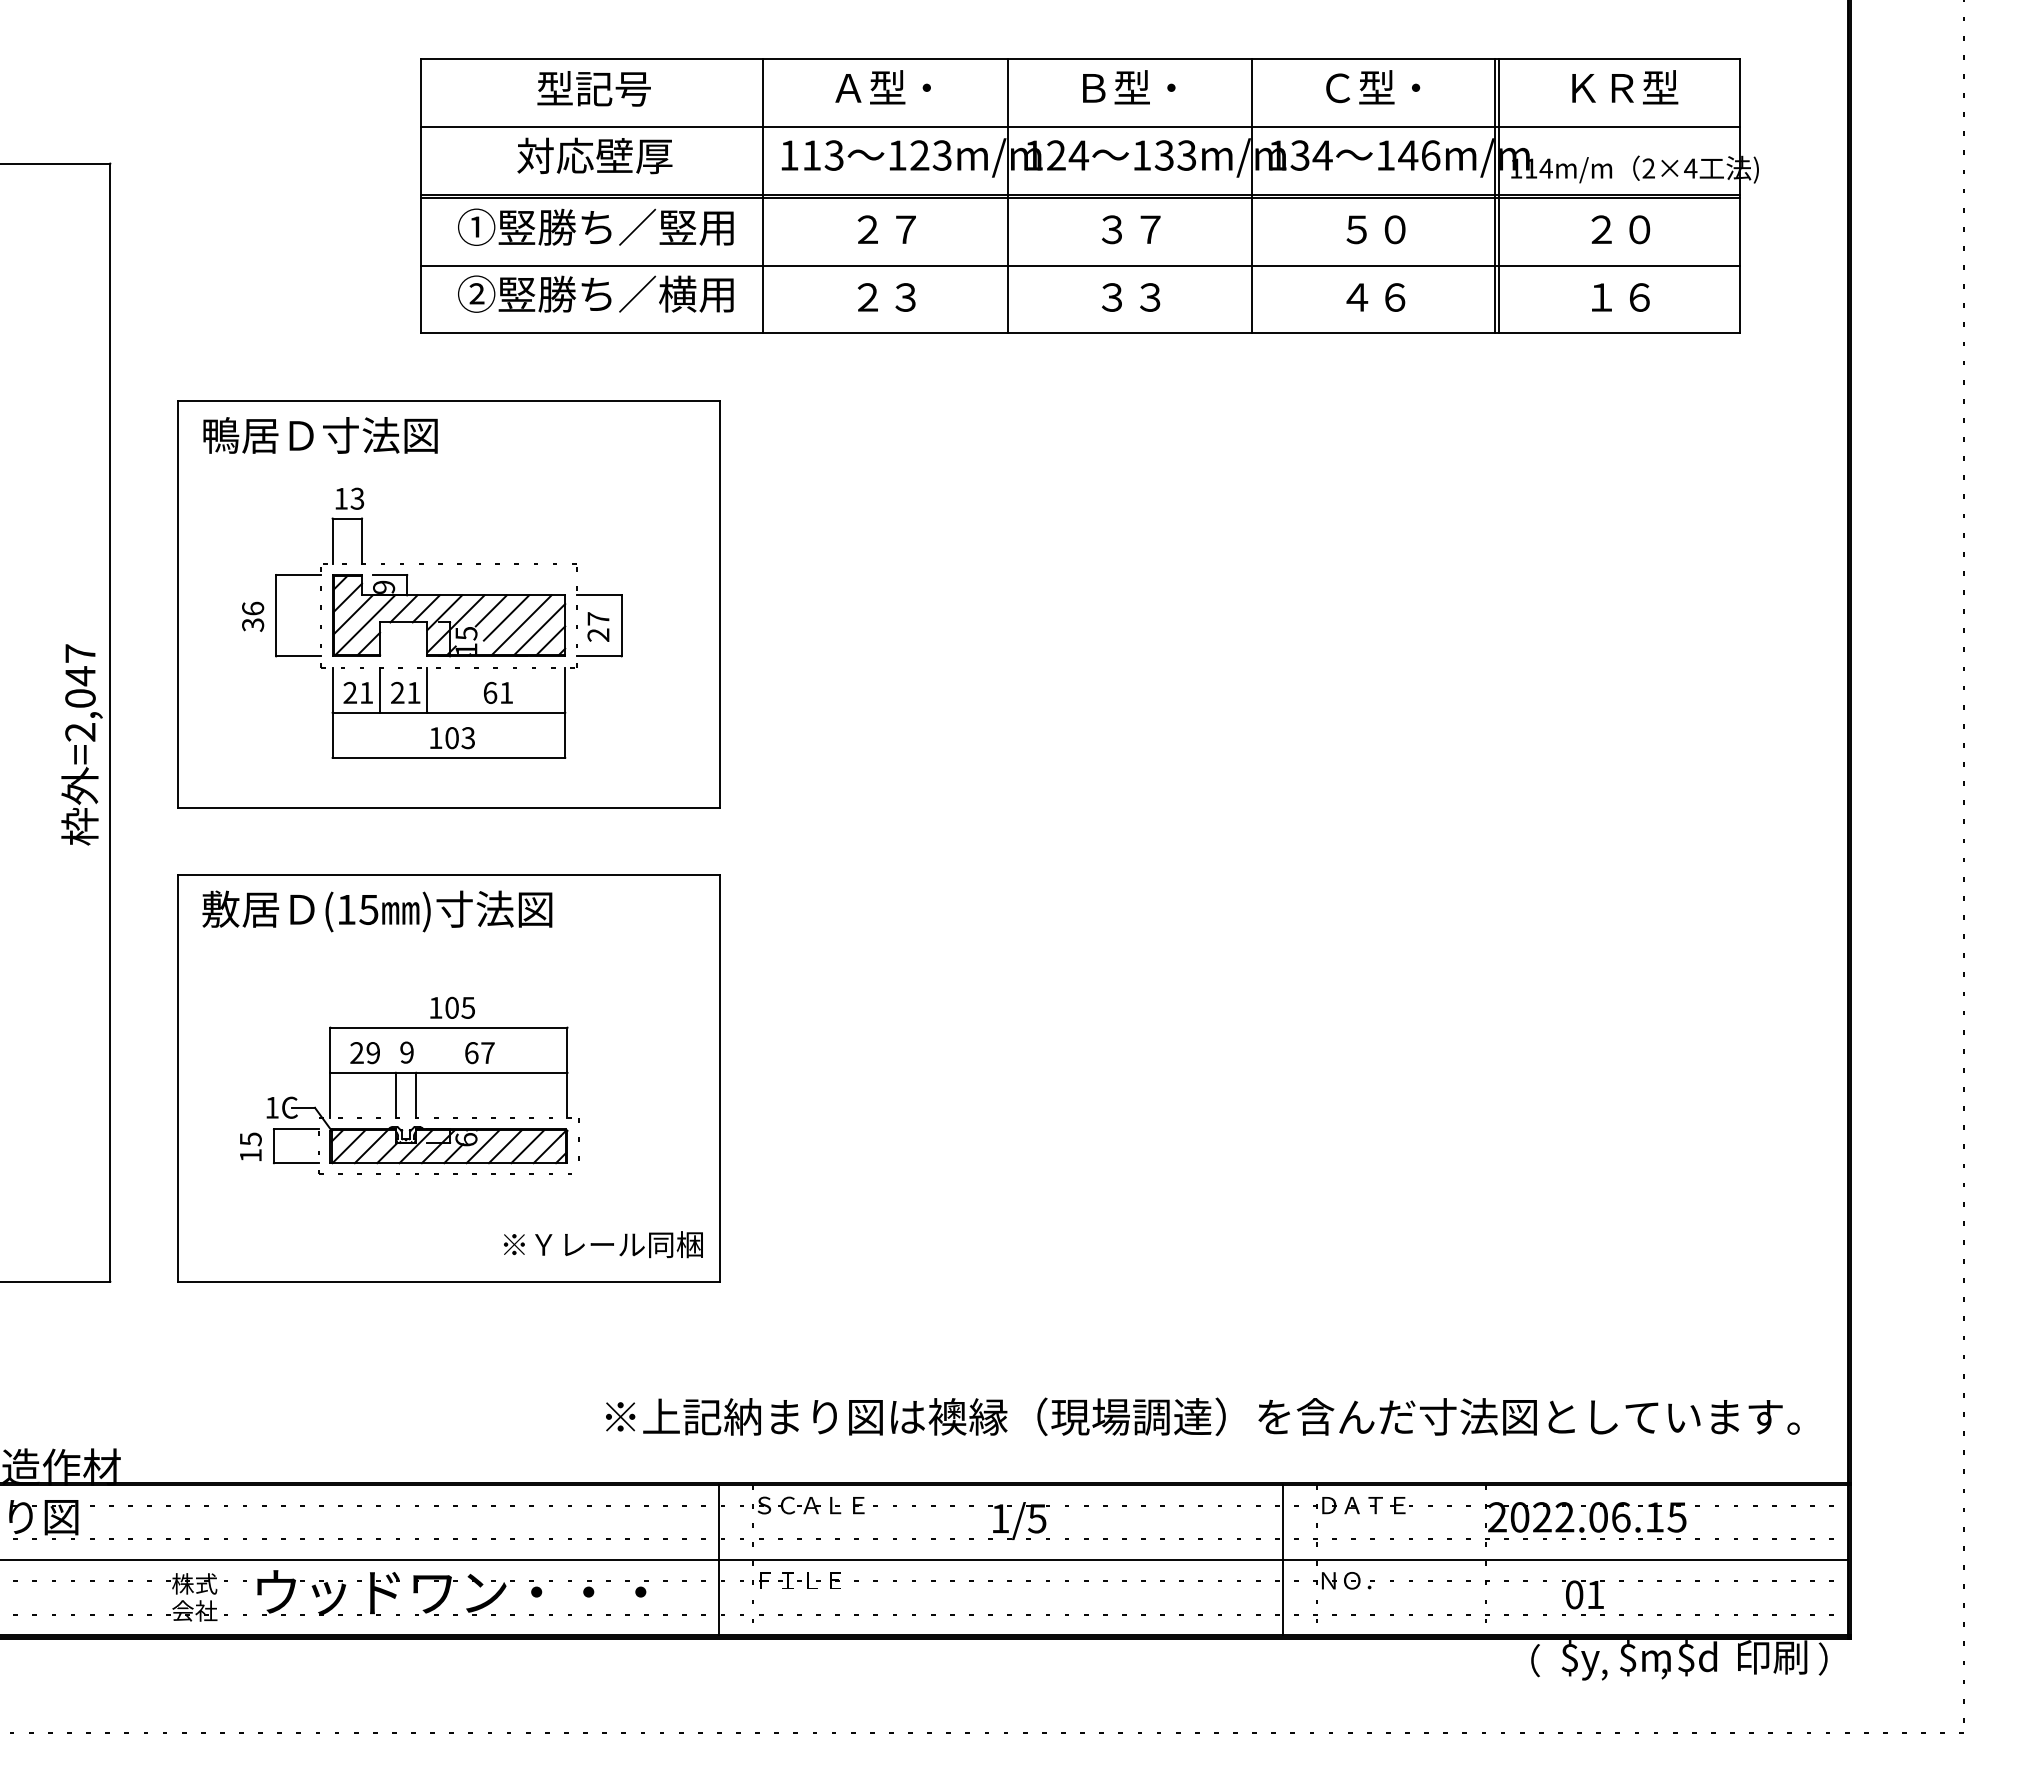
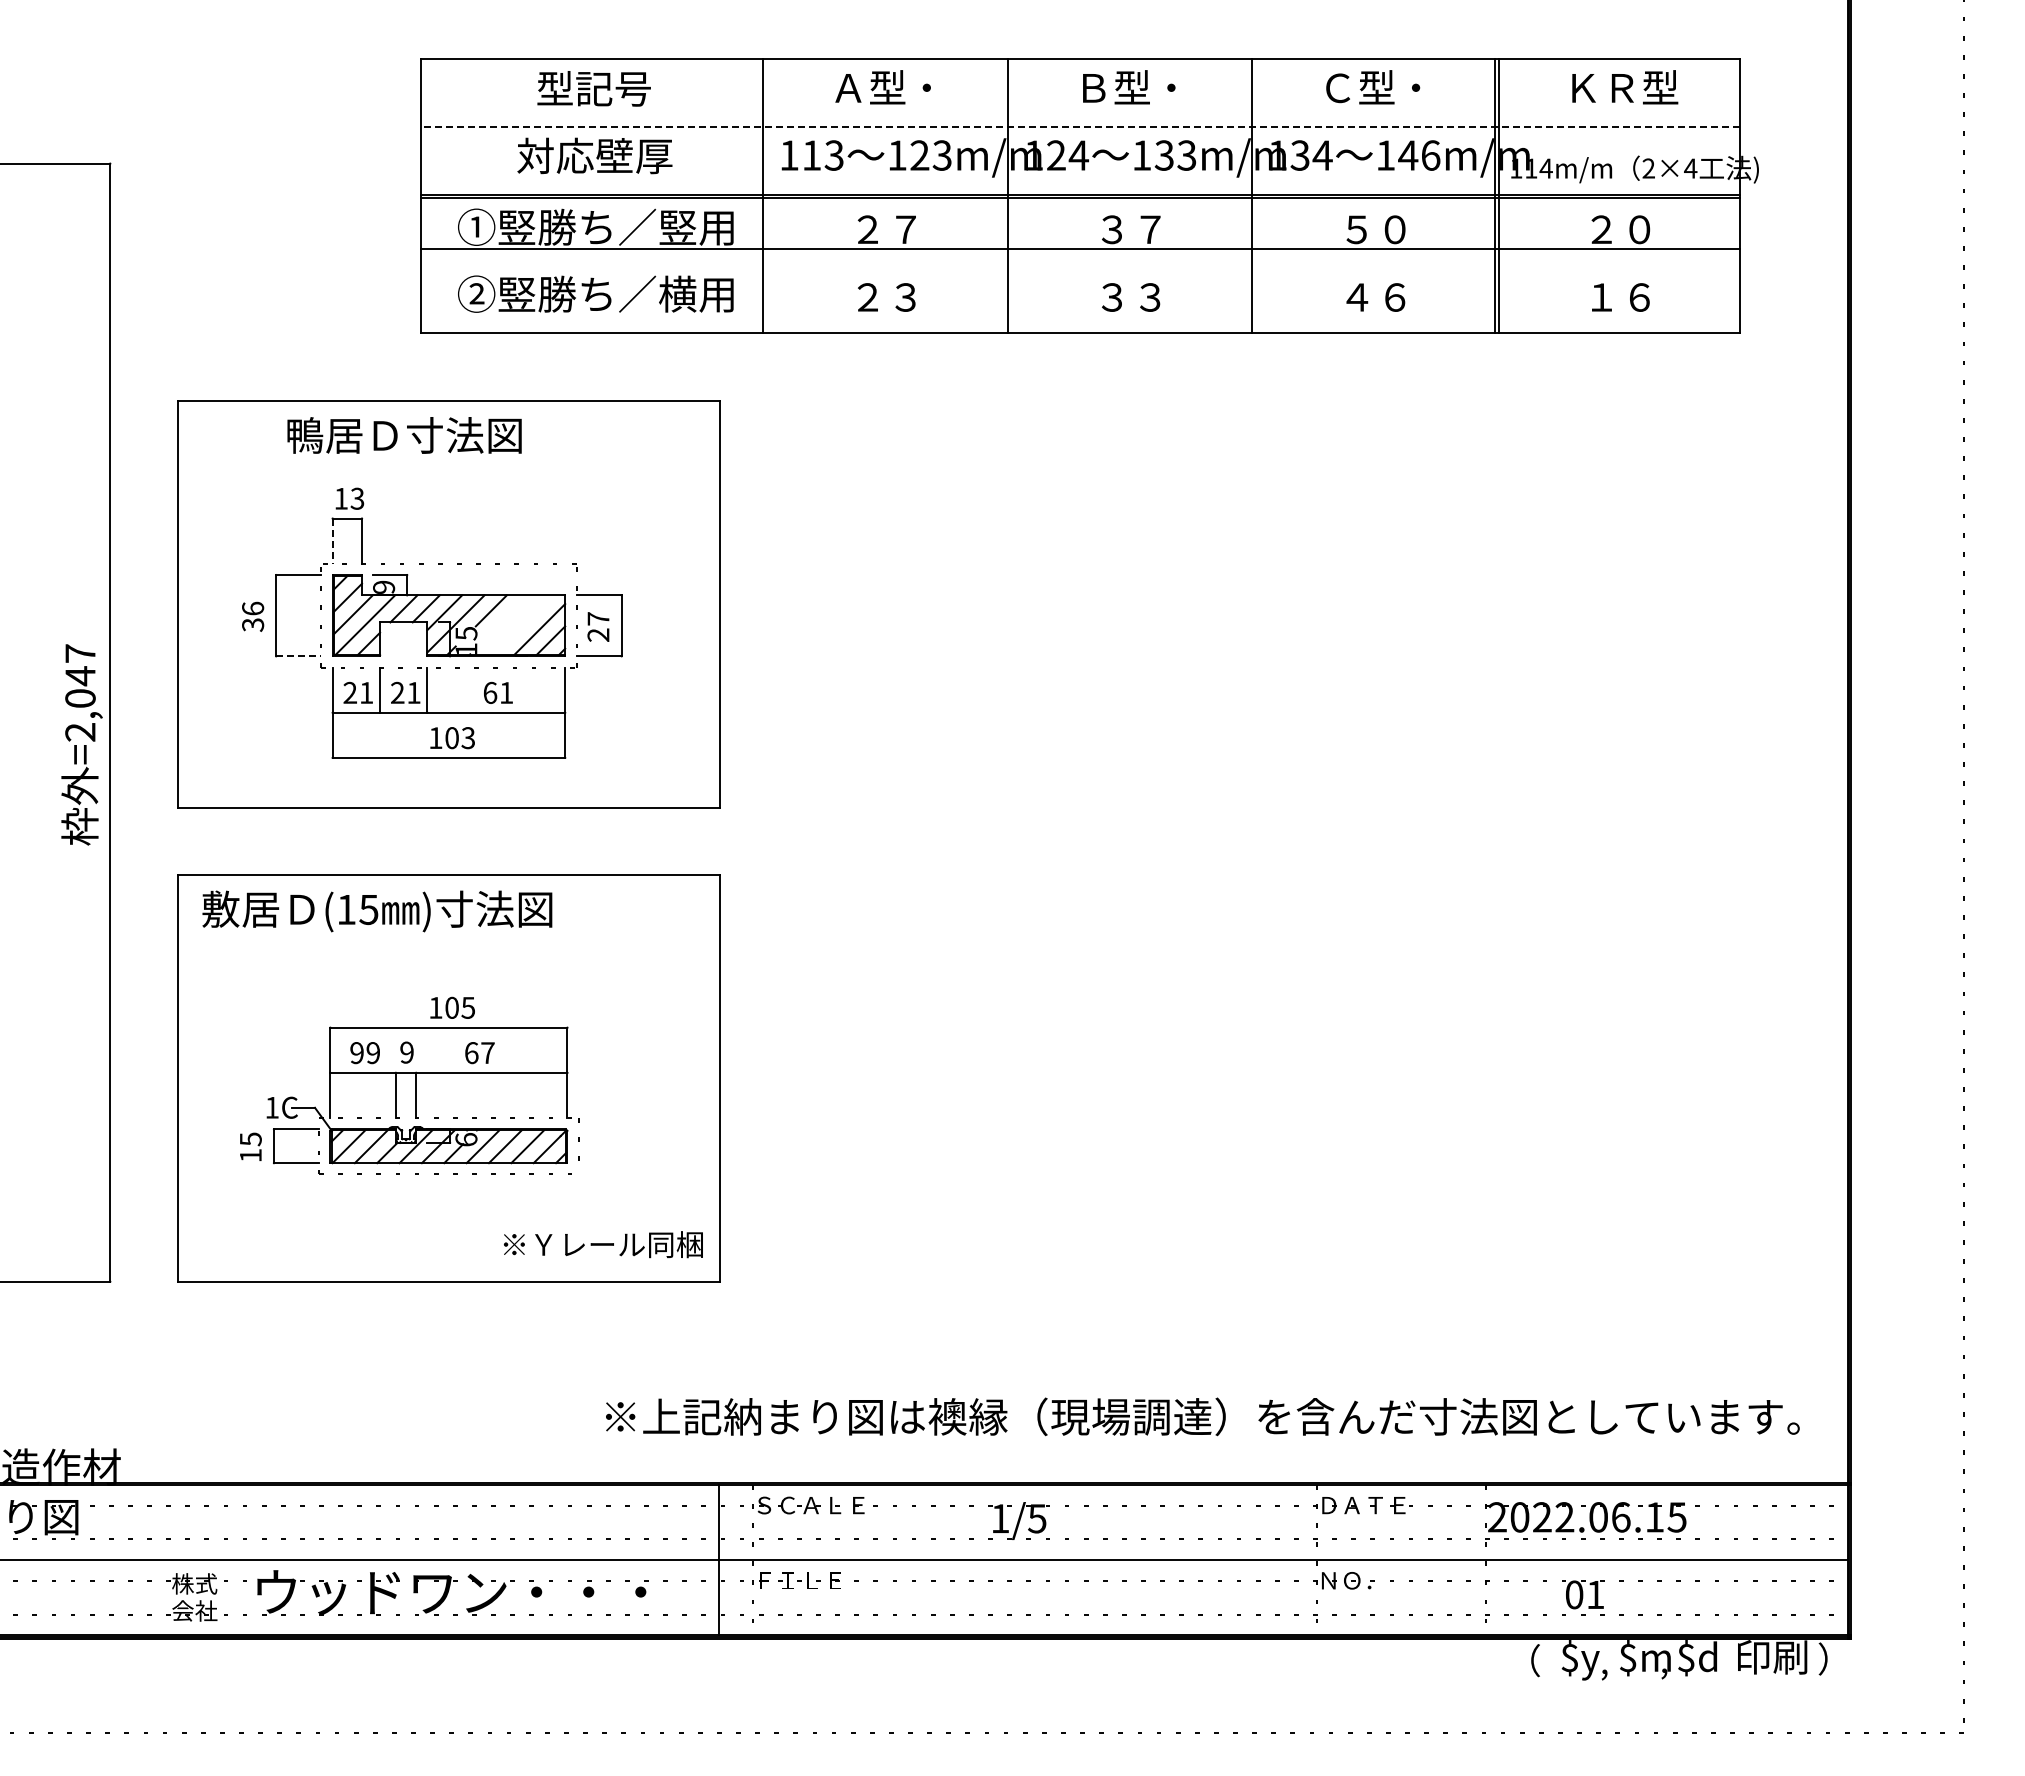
line: solid -> dashed (1080, 126)
line position: (1079, 265) -> (1079, 248) (1079, 248)
text position: (320, 435) -> (404, 435) (404, 435)
line: solid -> dashed (332, 541)
line: present -> none (506, 617)
line: present -> none (521, 625)
line: solid -> dashed (298, 656)
text: 29 -> 99 (356, 1053)
line: present -> none (1283, 1559)
